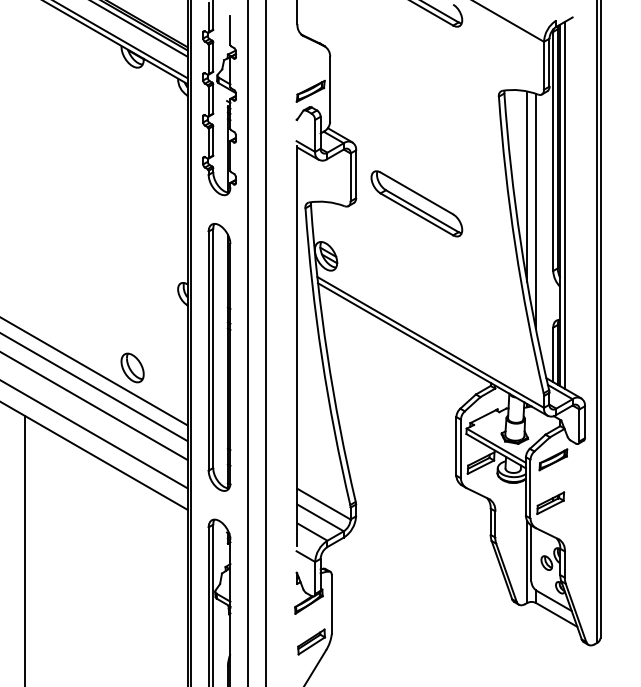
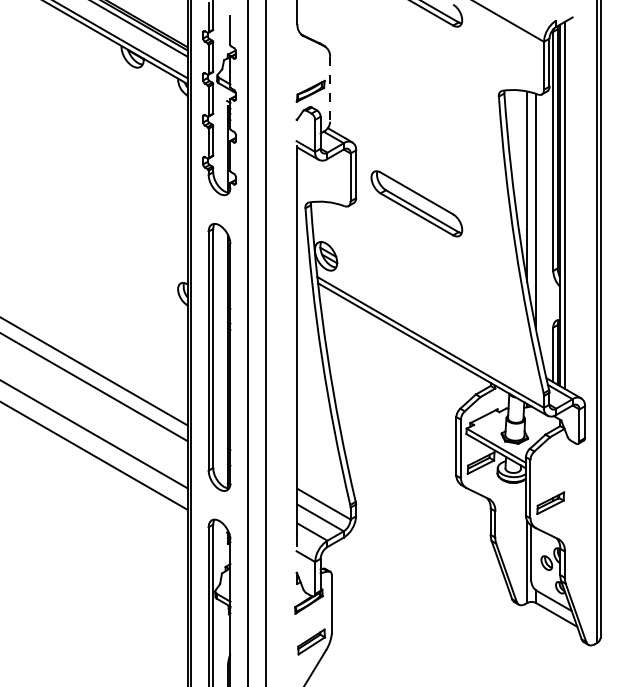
line: solid -> dashed (330, 89)
part: present -> none (132, 367)
line: present -> none (94, 406)
part: present -> none (553, 459)
line: present -> none (24, 549)
